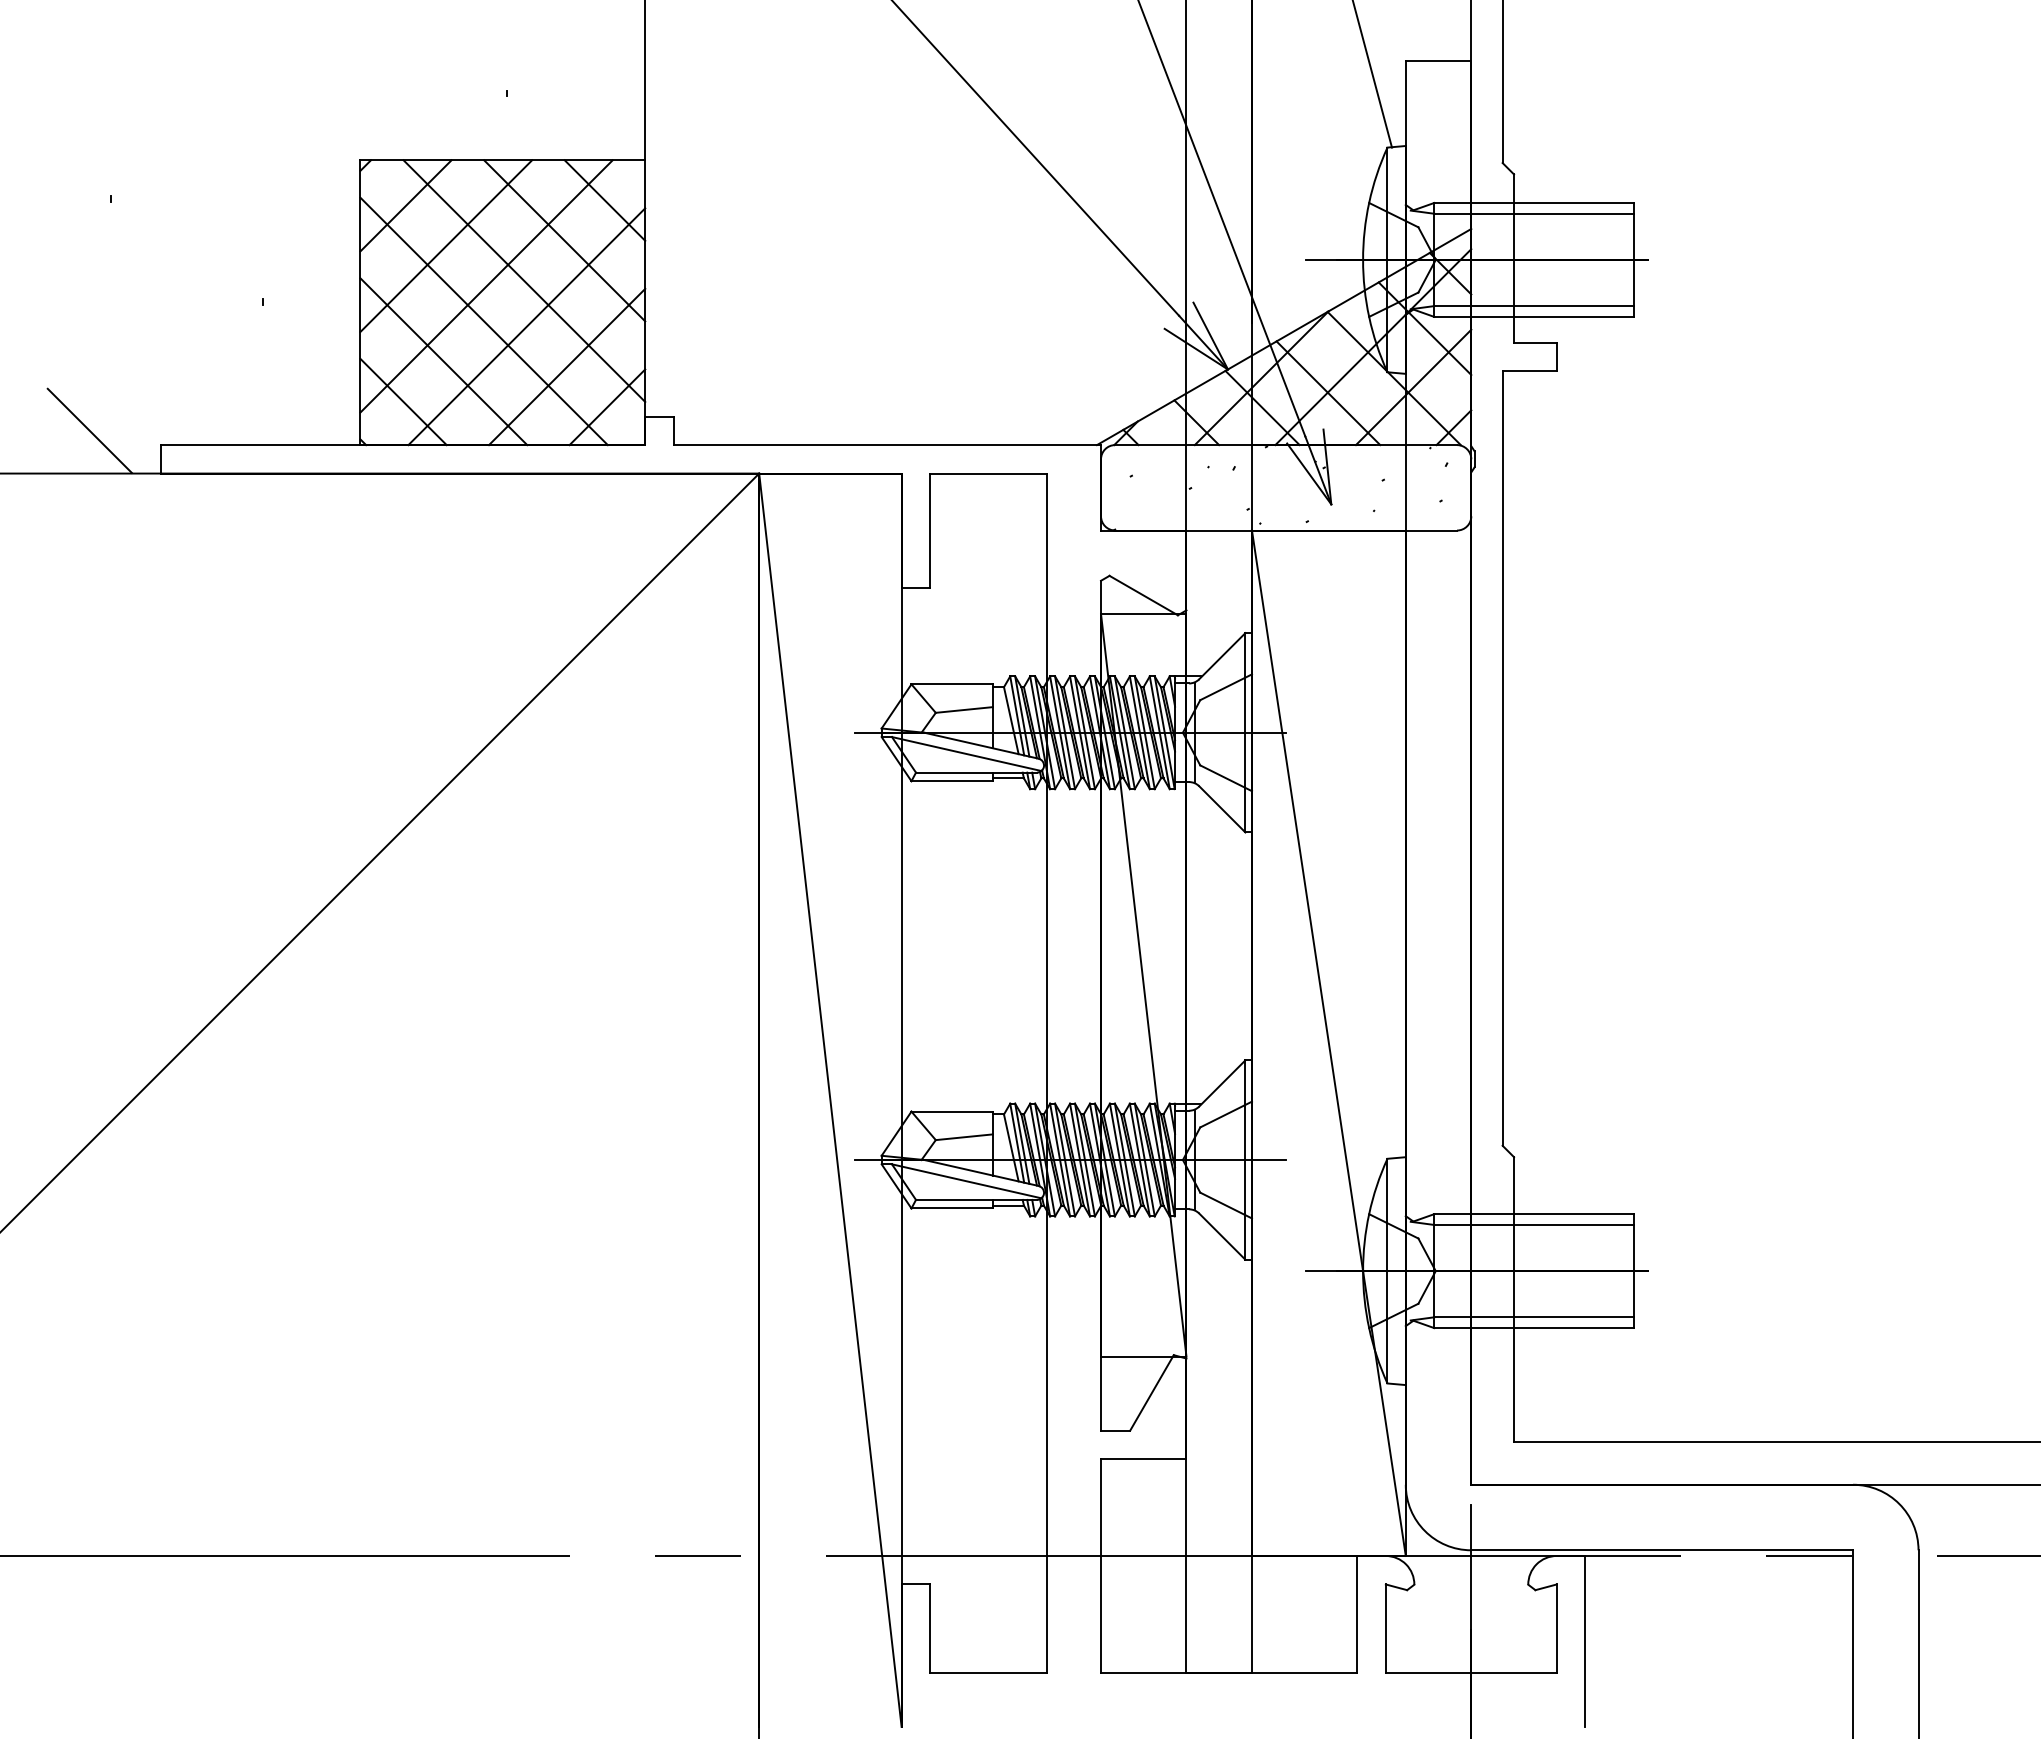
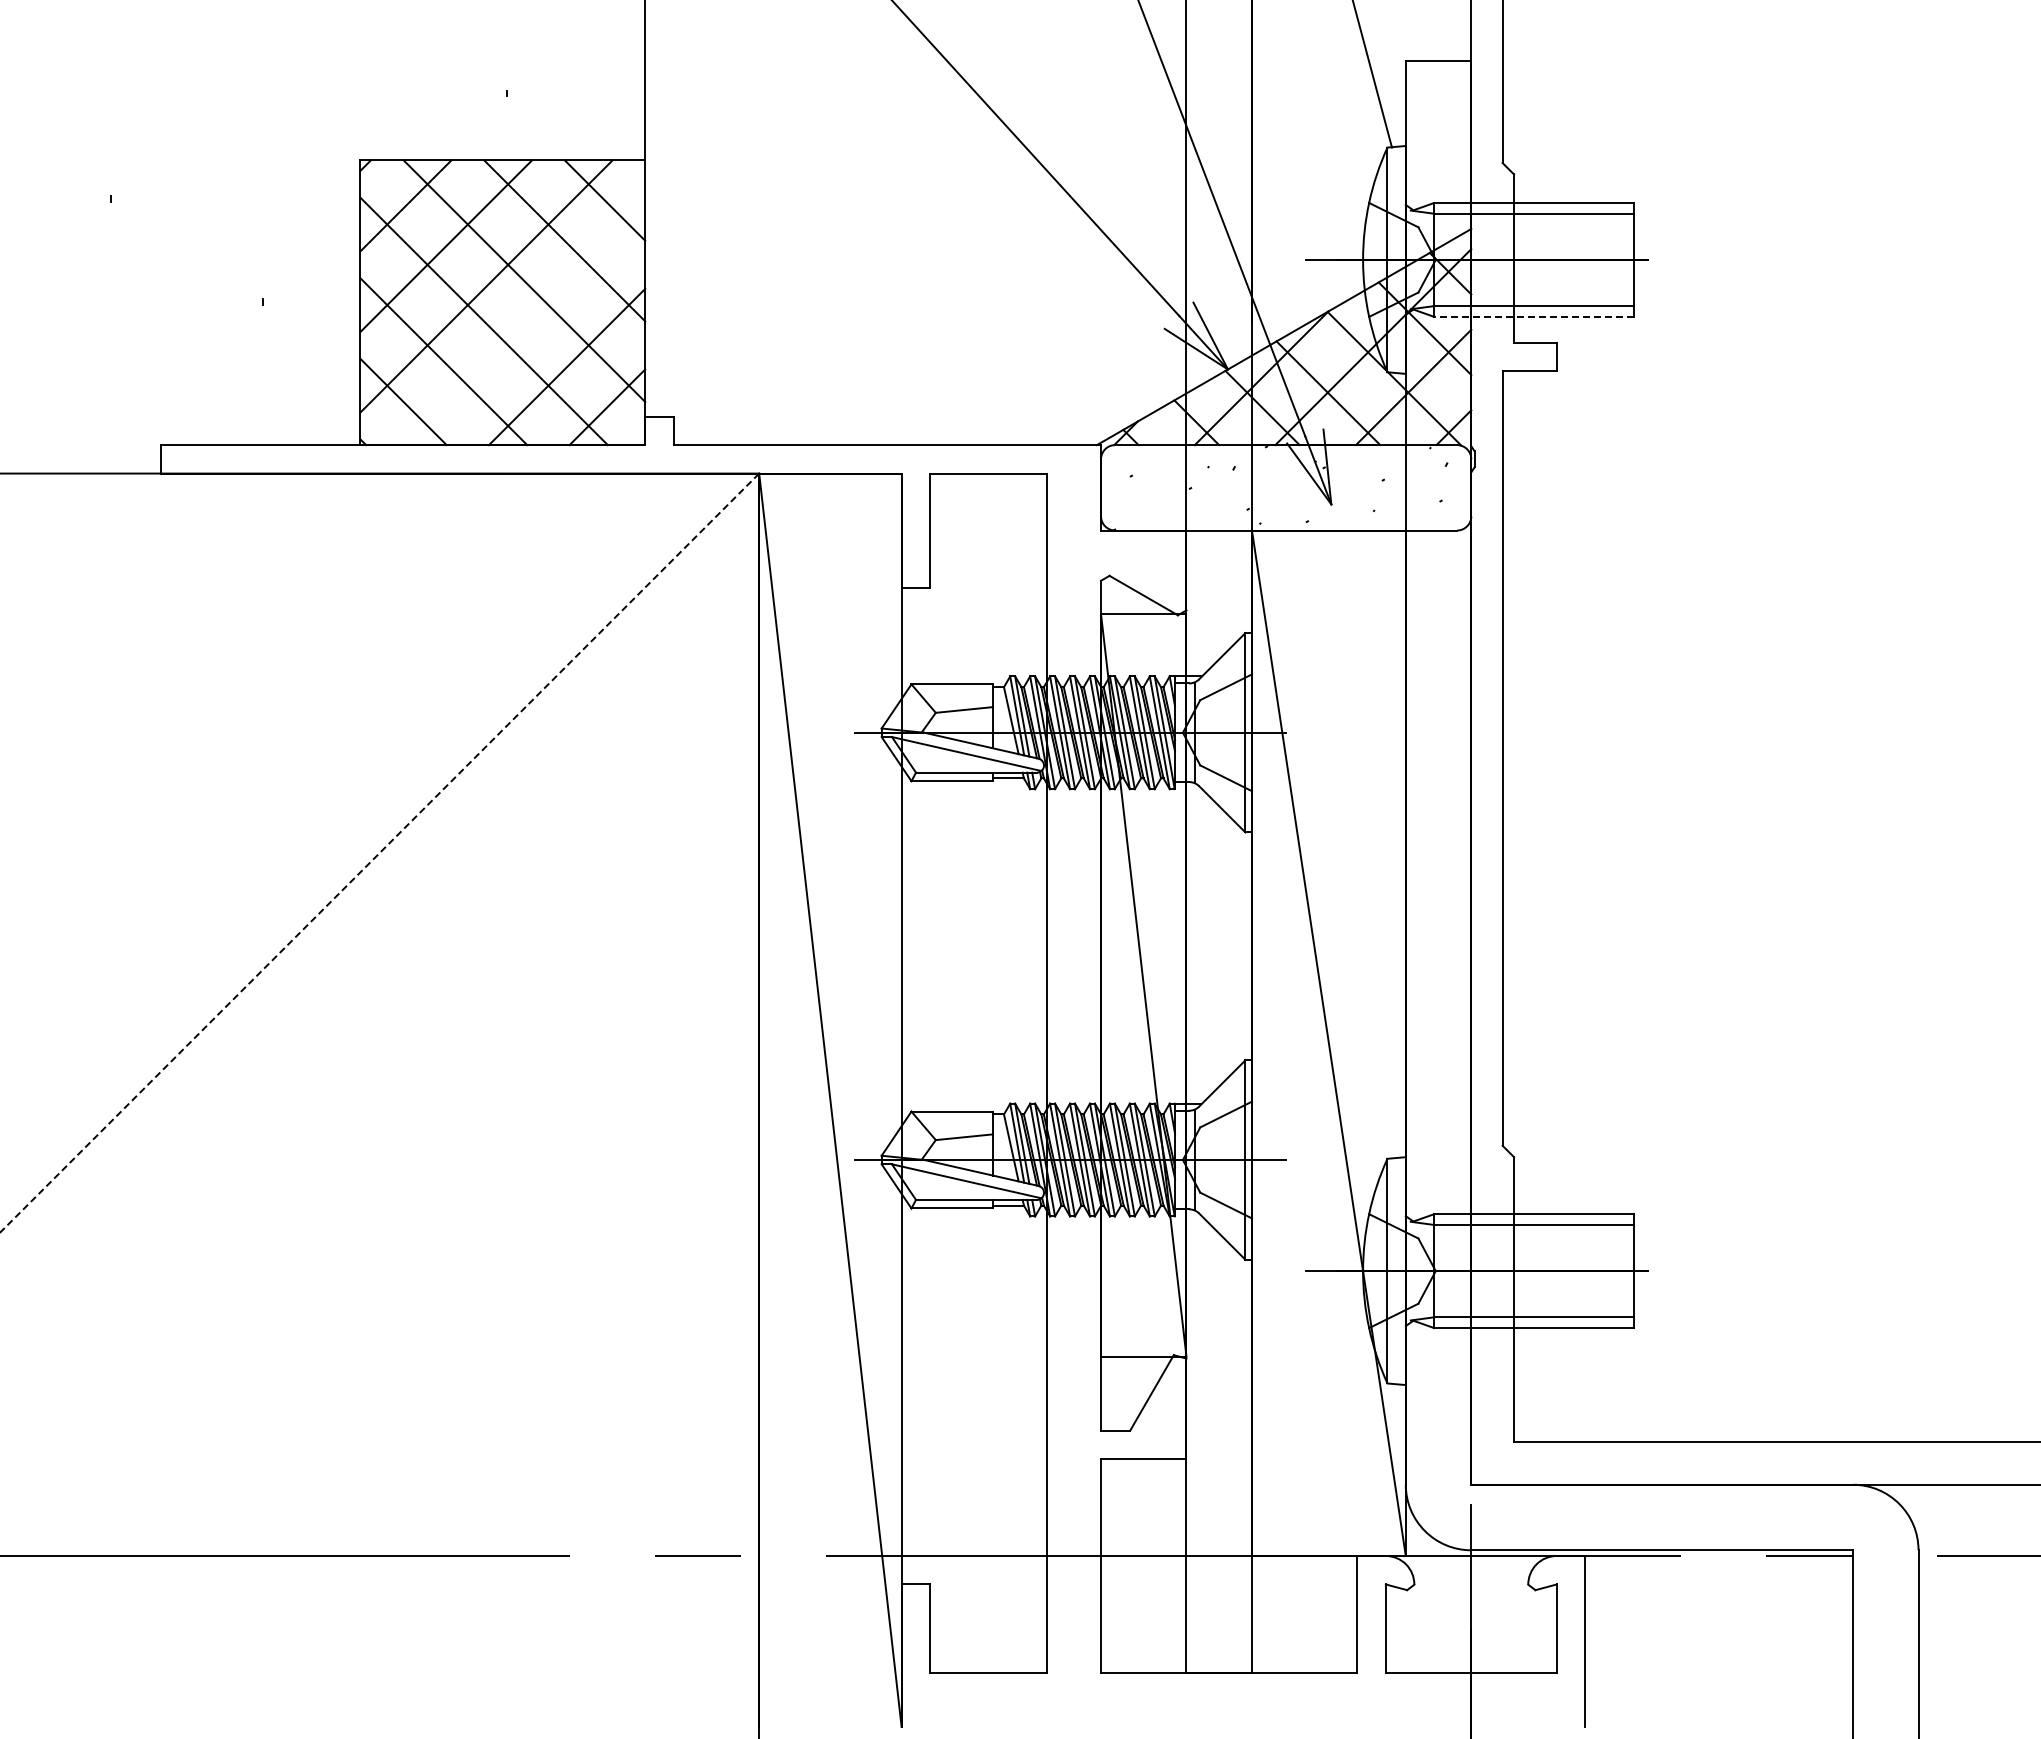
line: solid -> dashed (1533, 316)
line: present -> none (526, 326)
line: present -> none (89, 430)
line: solid -> dashed (379, 853)
